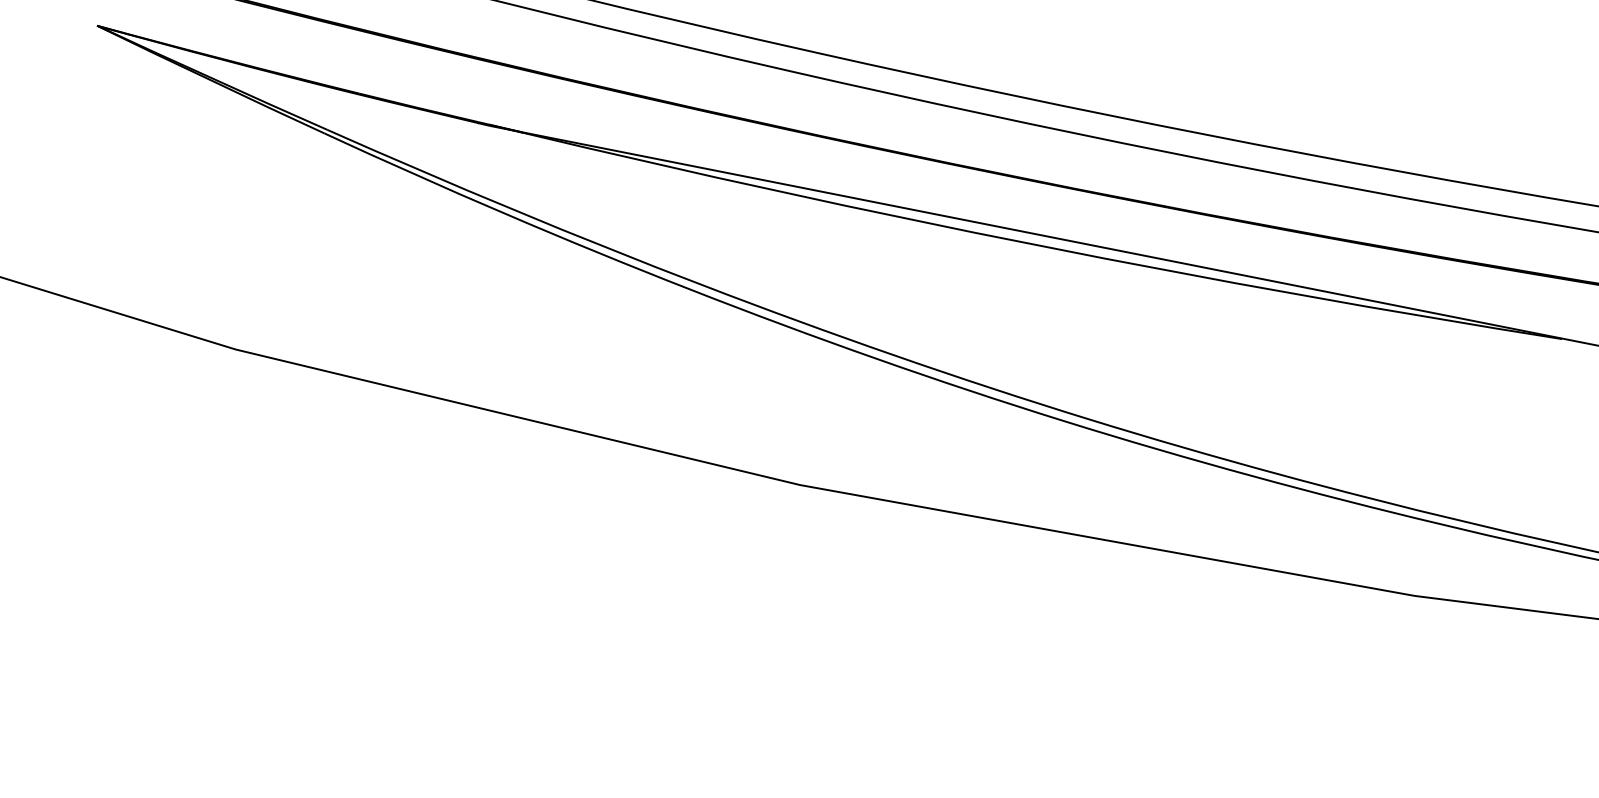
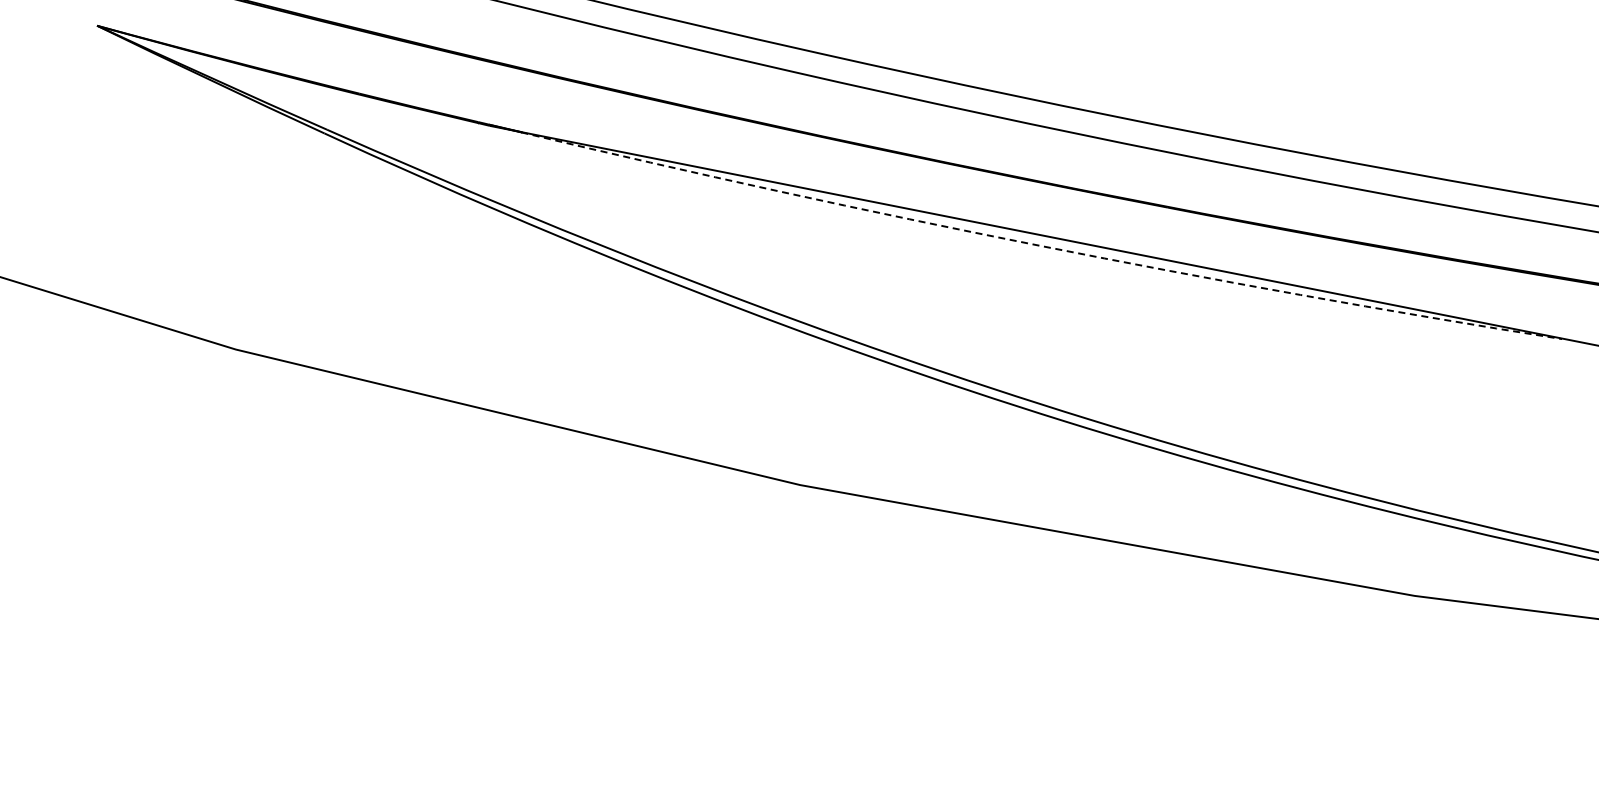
arc: solid -> dashed (1039, 245)
